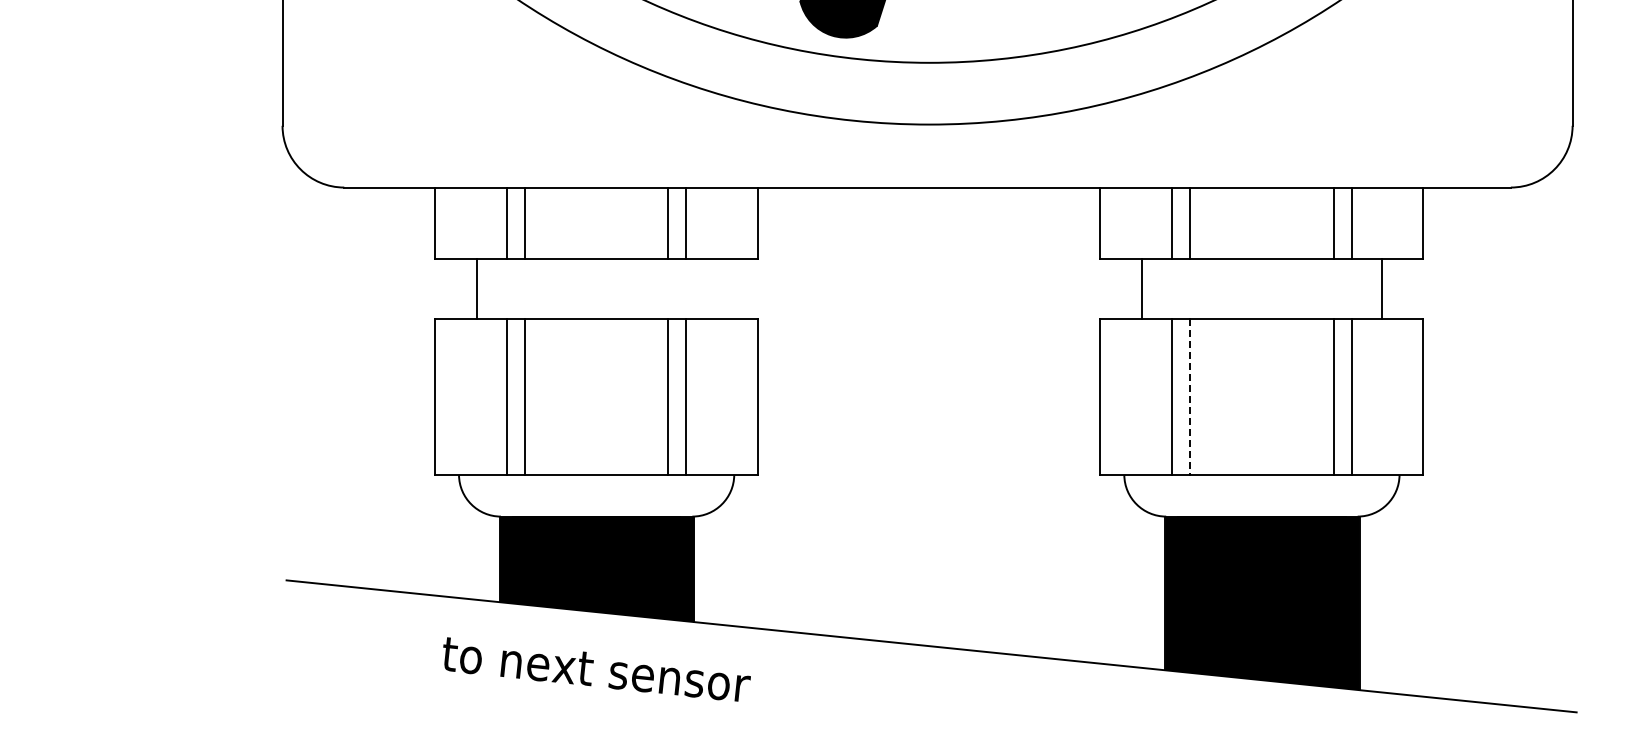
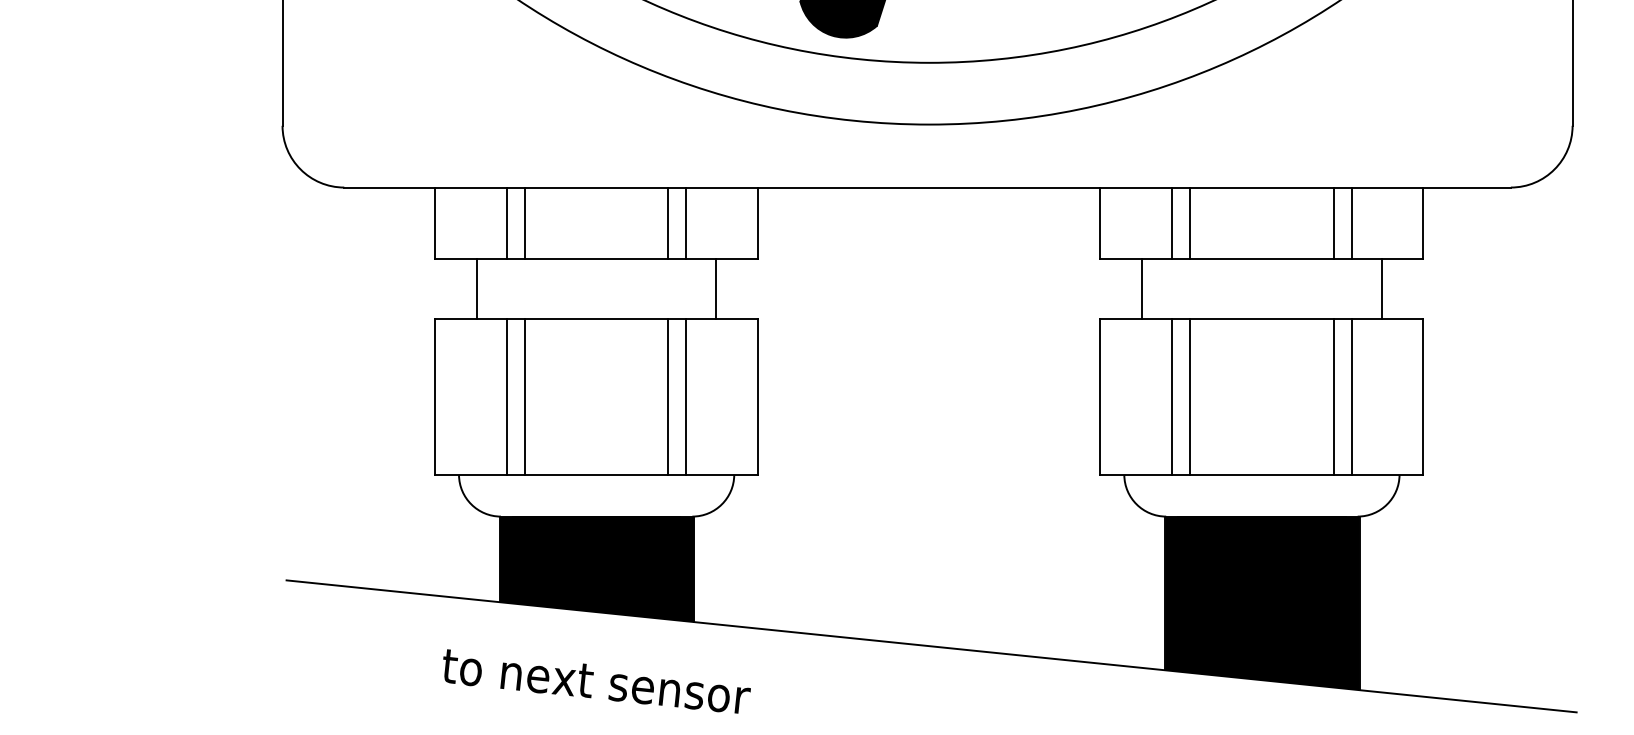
line: none -> present (716, 289)
line: dashed -> solid (1190, 397)
text position: (596, 669) -> (596, 681) (596, 681)
